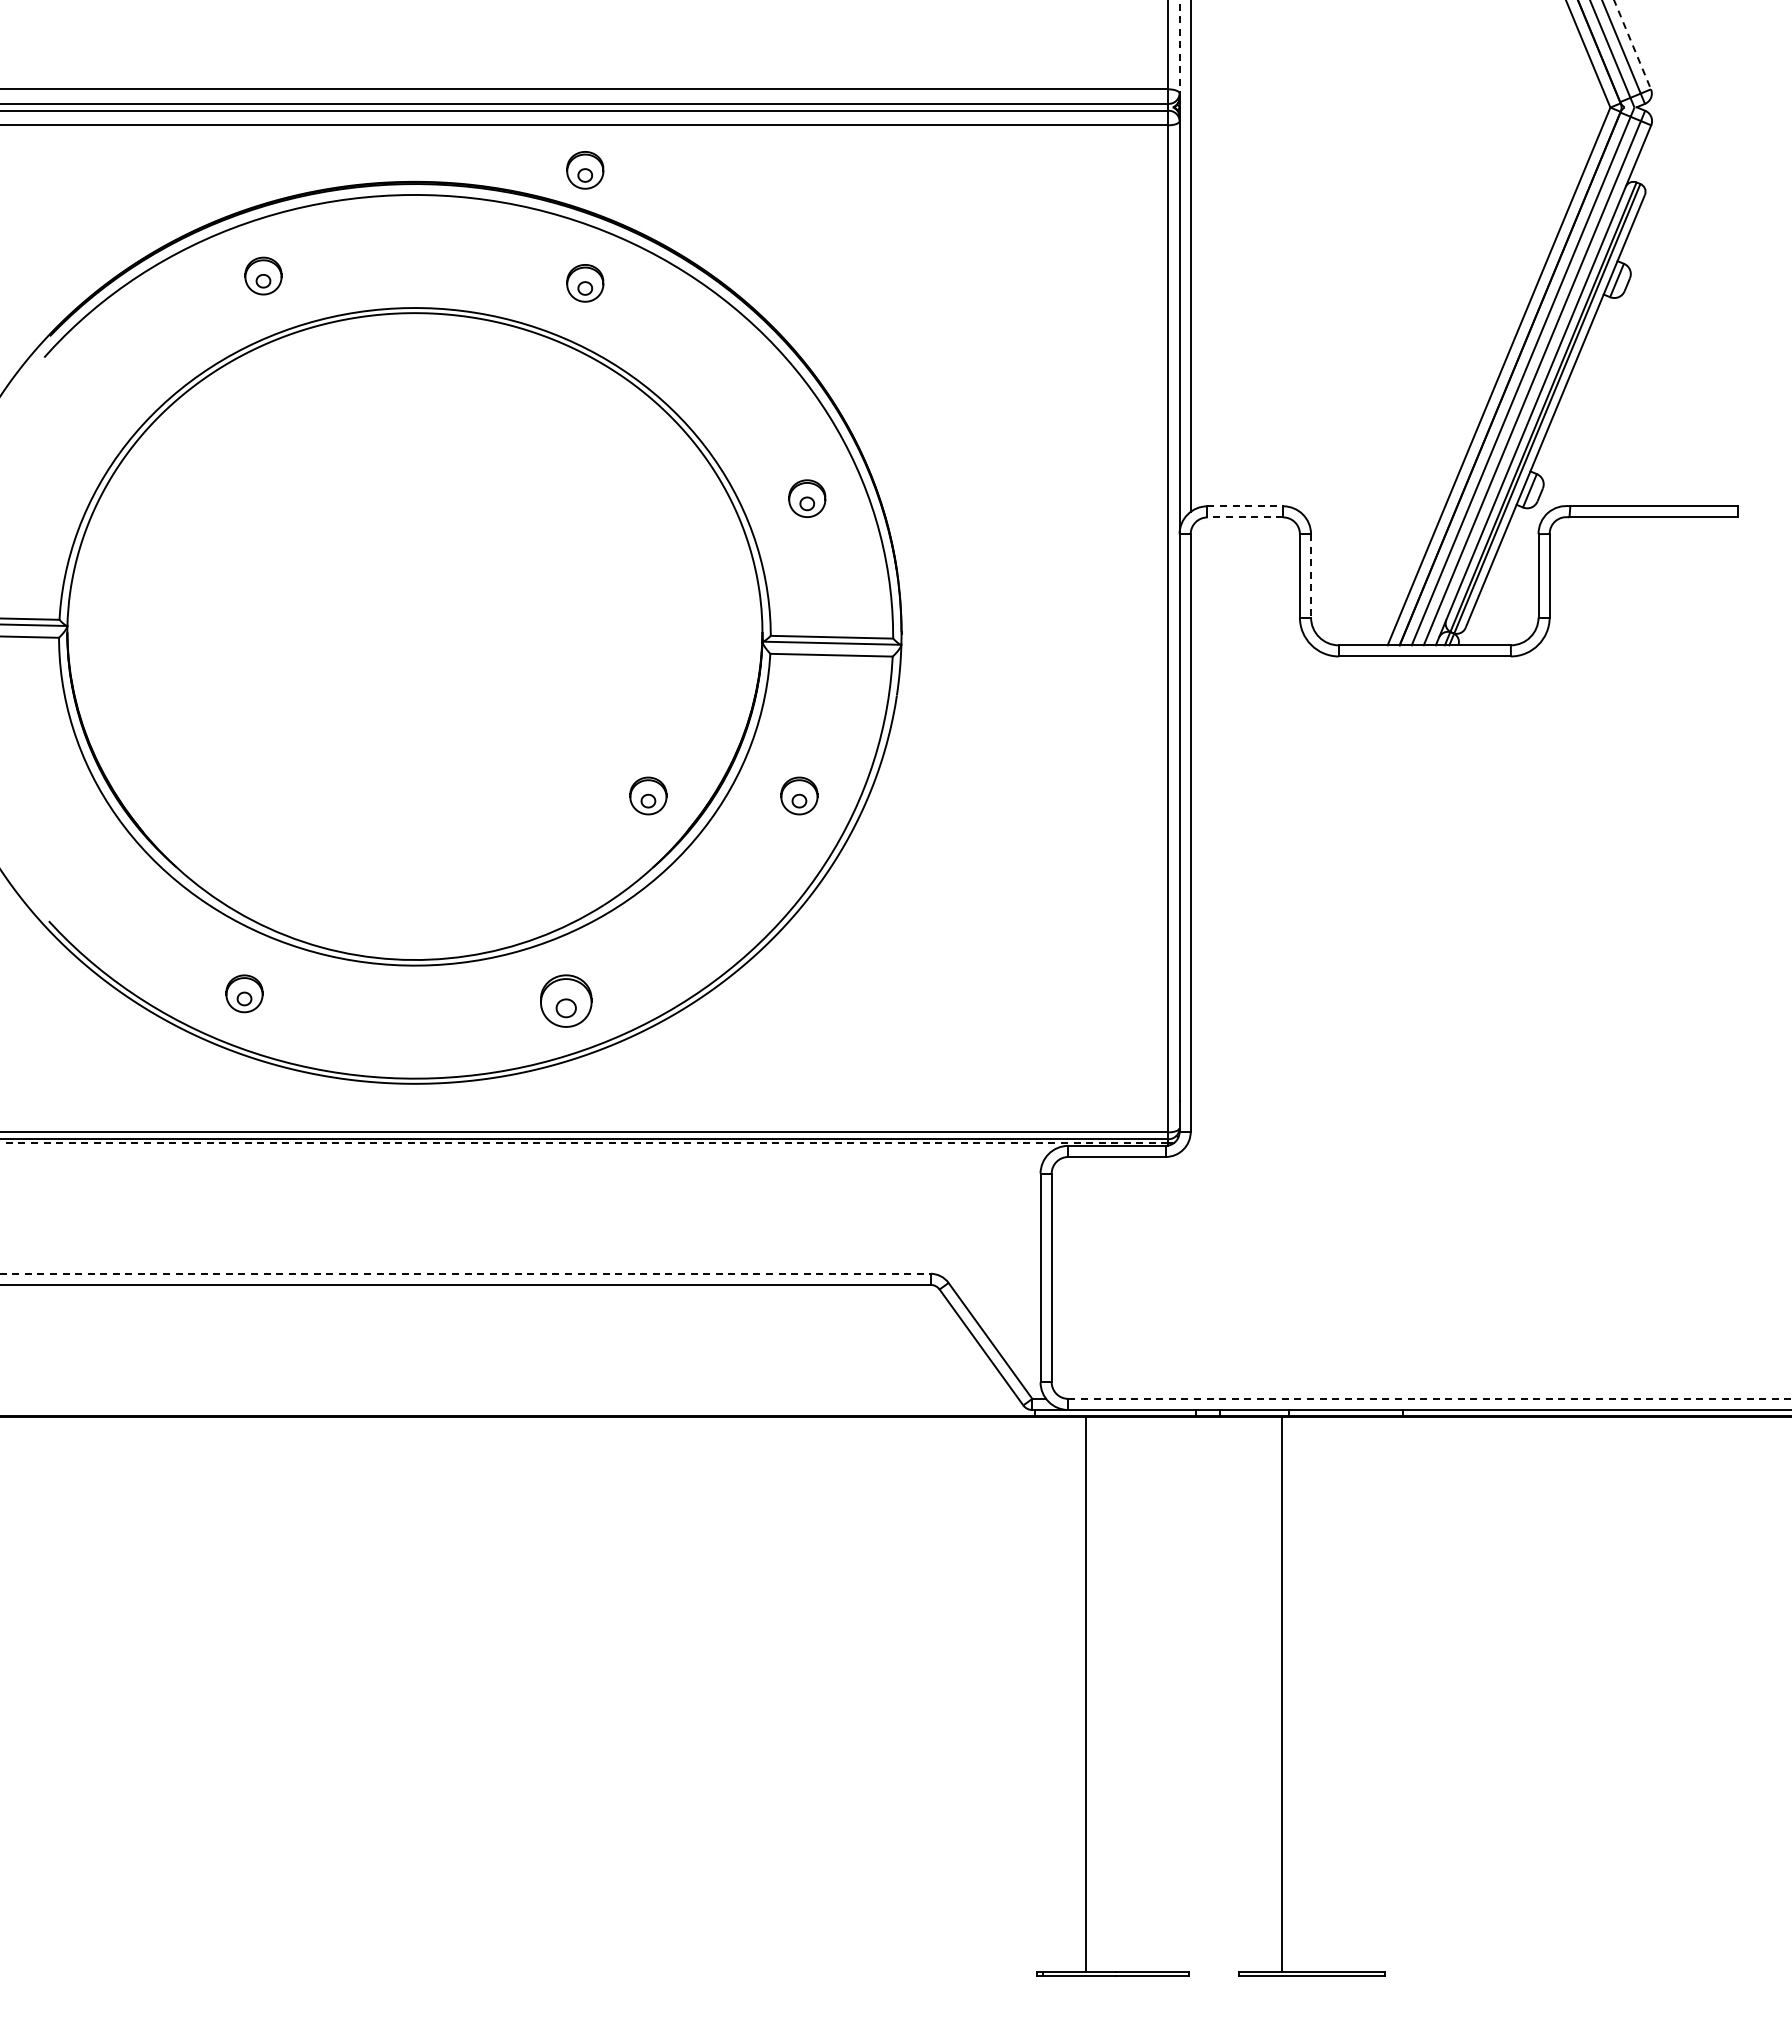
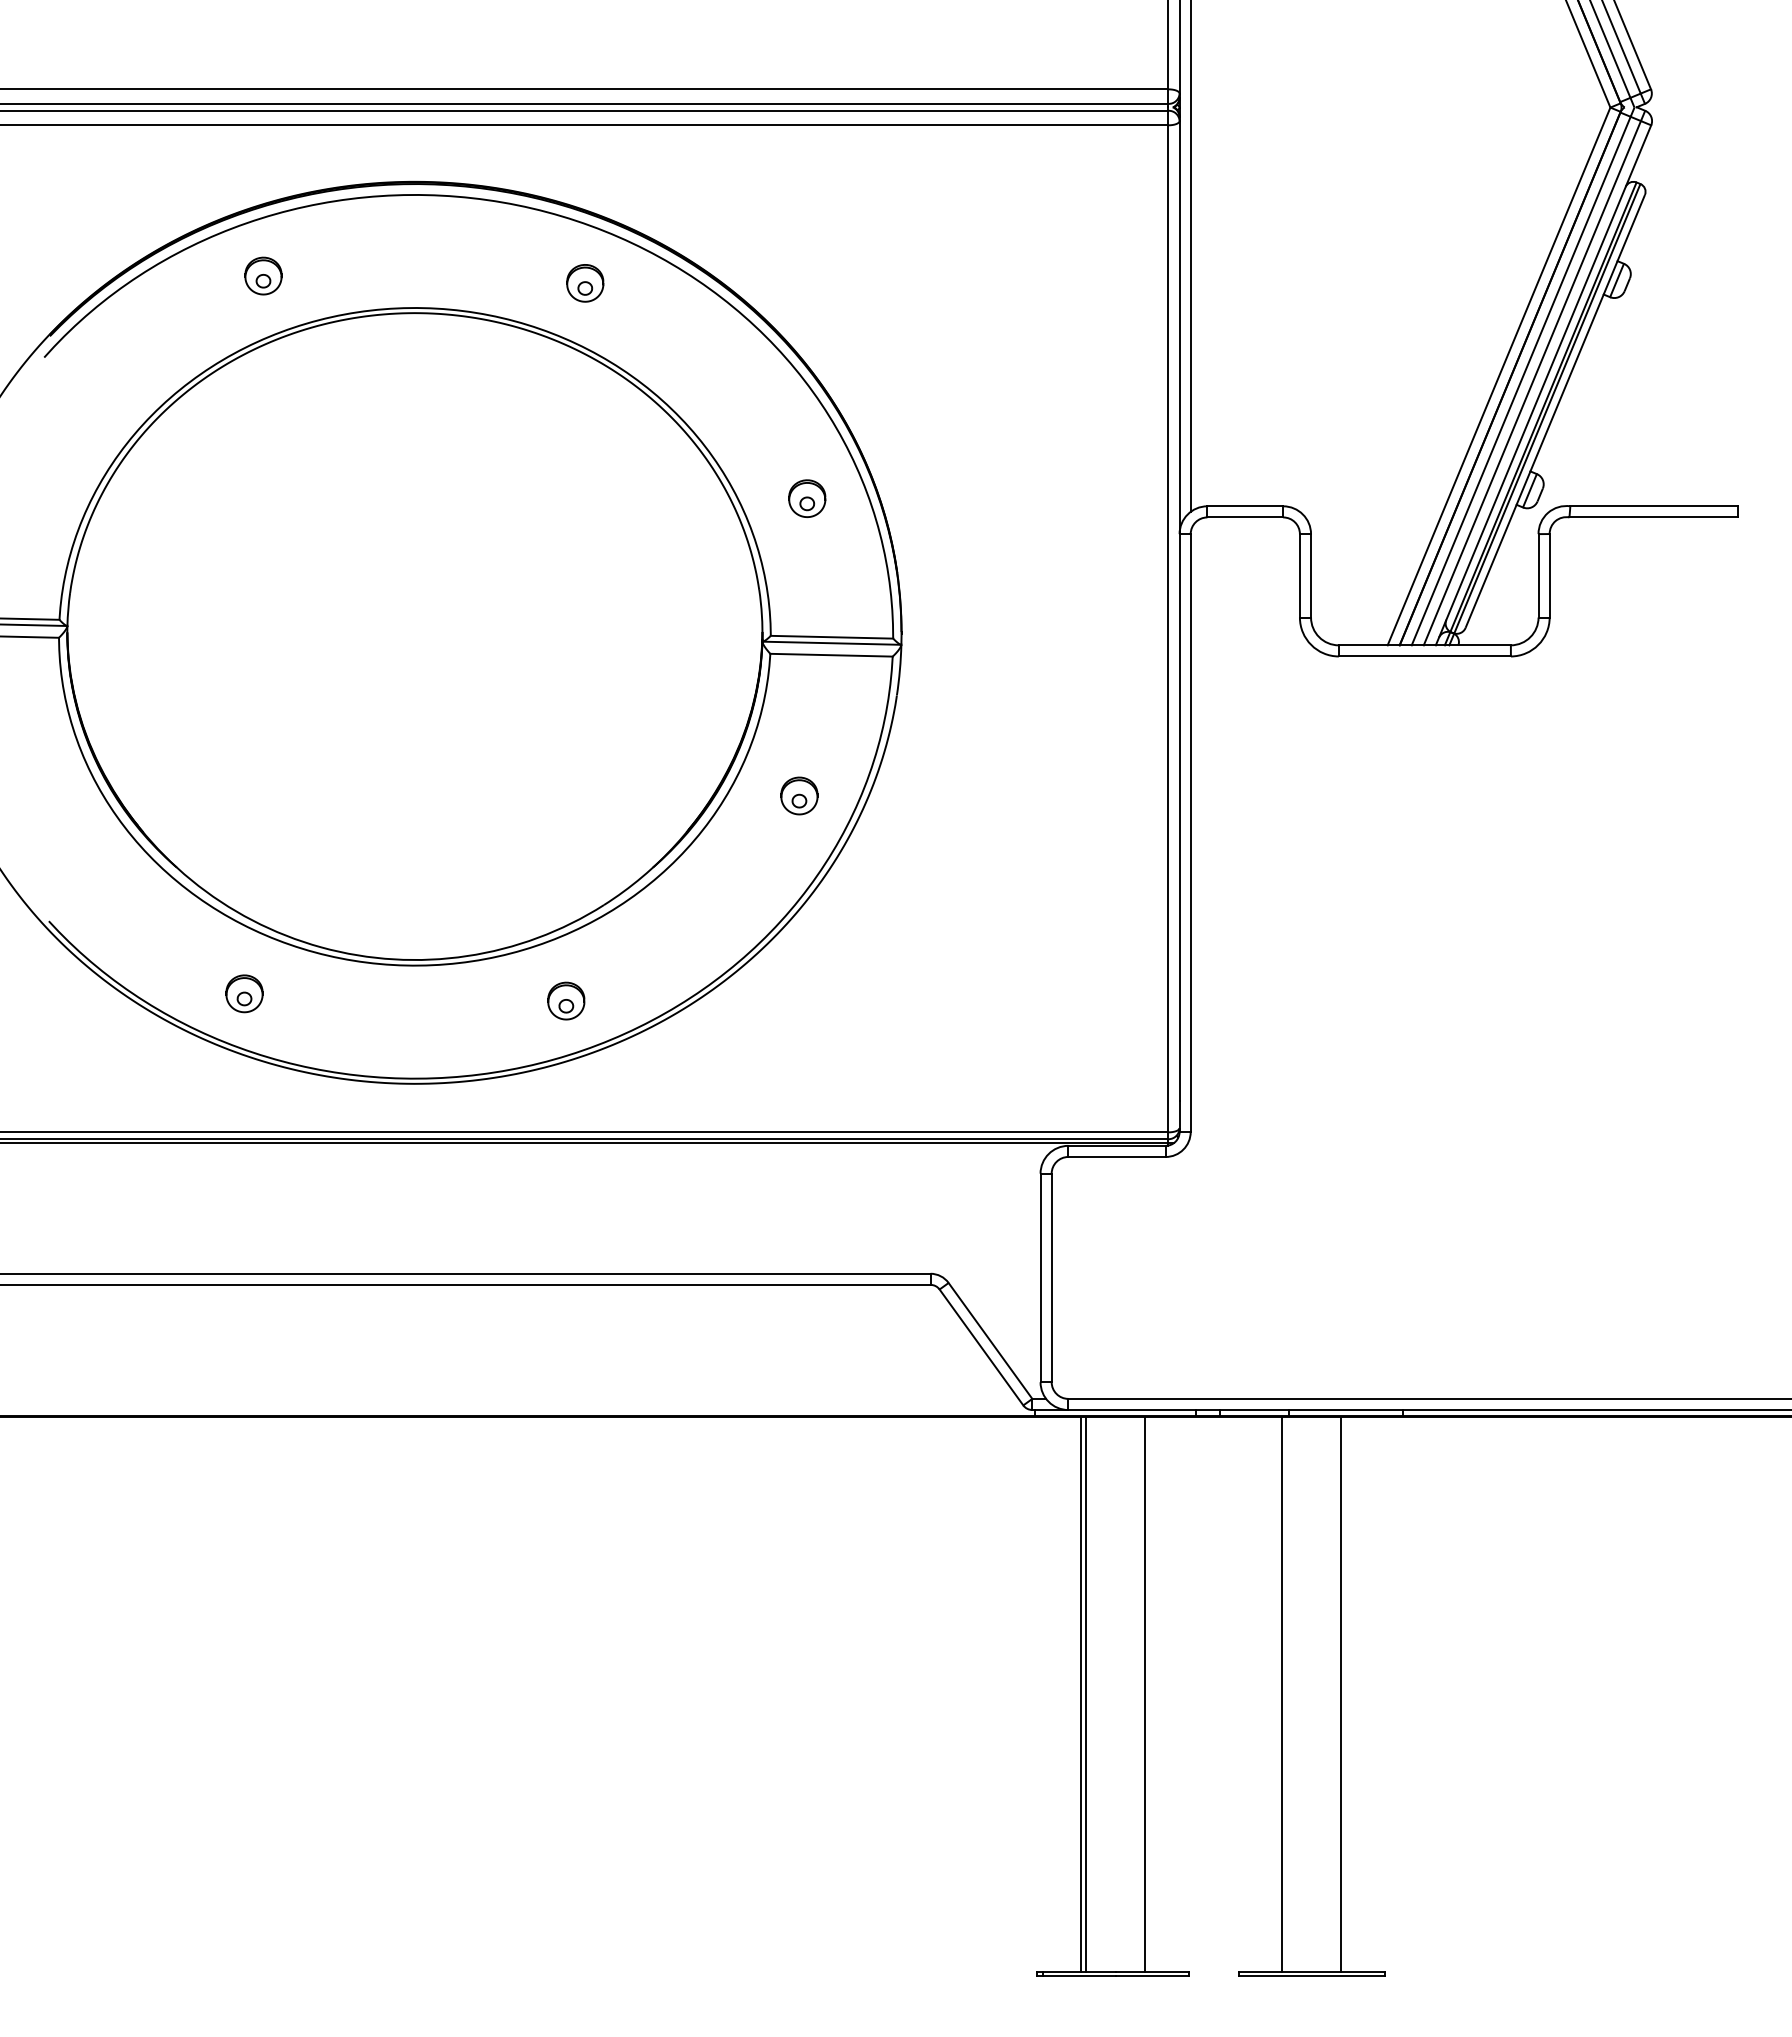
line: dashed -> solid (1632, 45)
line: dashed -> solid (1179, 47)
part: present -> none (585, 170)
line: dashed -> solid (1245, 506)
line: dashed -> solid (1245, 517)
line: dashed -> solid (1311, 575)
part: present -> none (648, 795)
part size: 53x54 px -> 39x40 px (566, 1000)
line: dashed -> solid (583, 1143)
line: dashed -> solid (465, 1273)
line: dashed -> solid (1430, 1398)
line: none -> present (1080, 1693)
line: none -> present (1144, 1693)
line: none -> present (1340, 1693)
